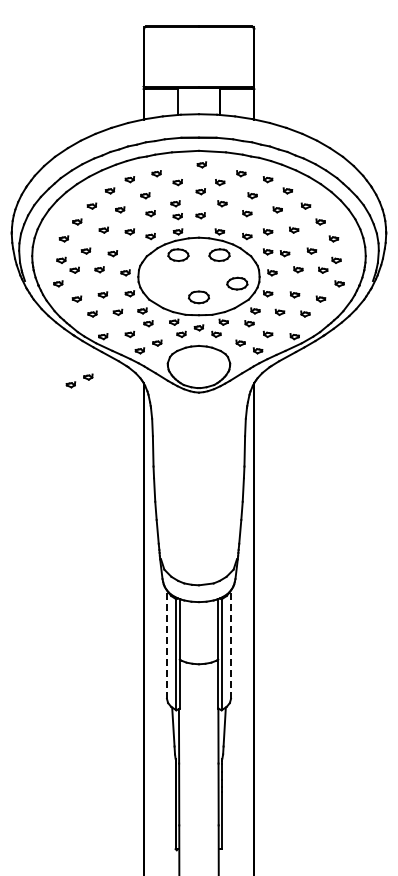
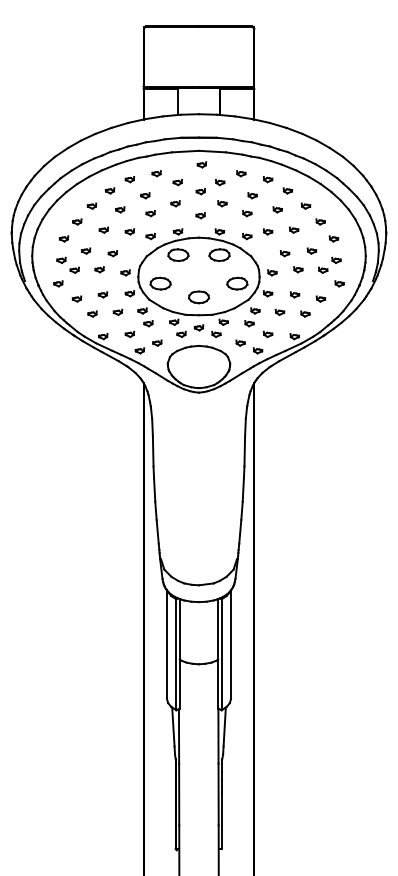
part: present -> none (177, 216)
part: present -> none (268, 251)
part: none -> present (160, 283)
part: present -> none (79, 380)
line: dashed -> solid (166, 644)
line: dashed -> solid (231, 644)
